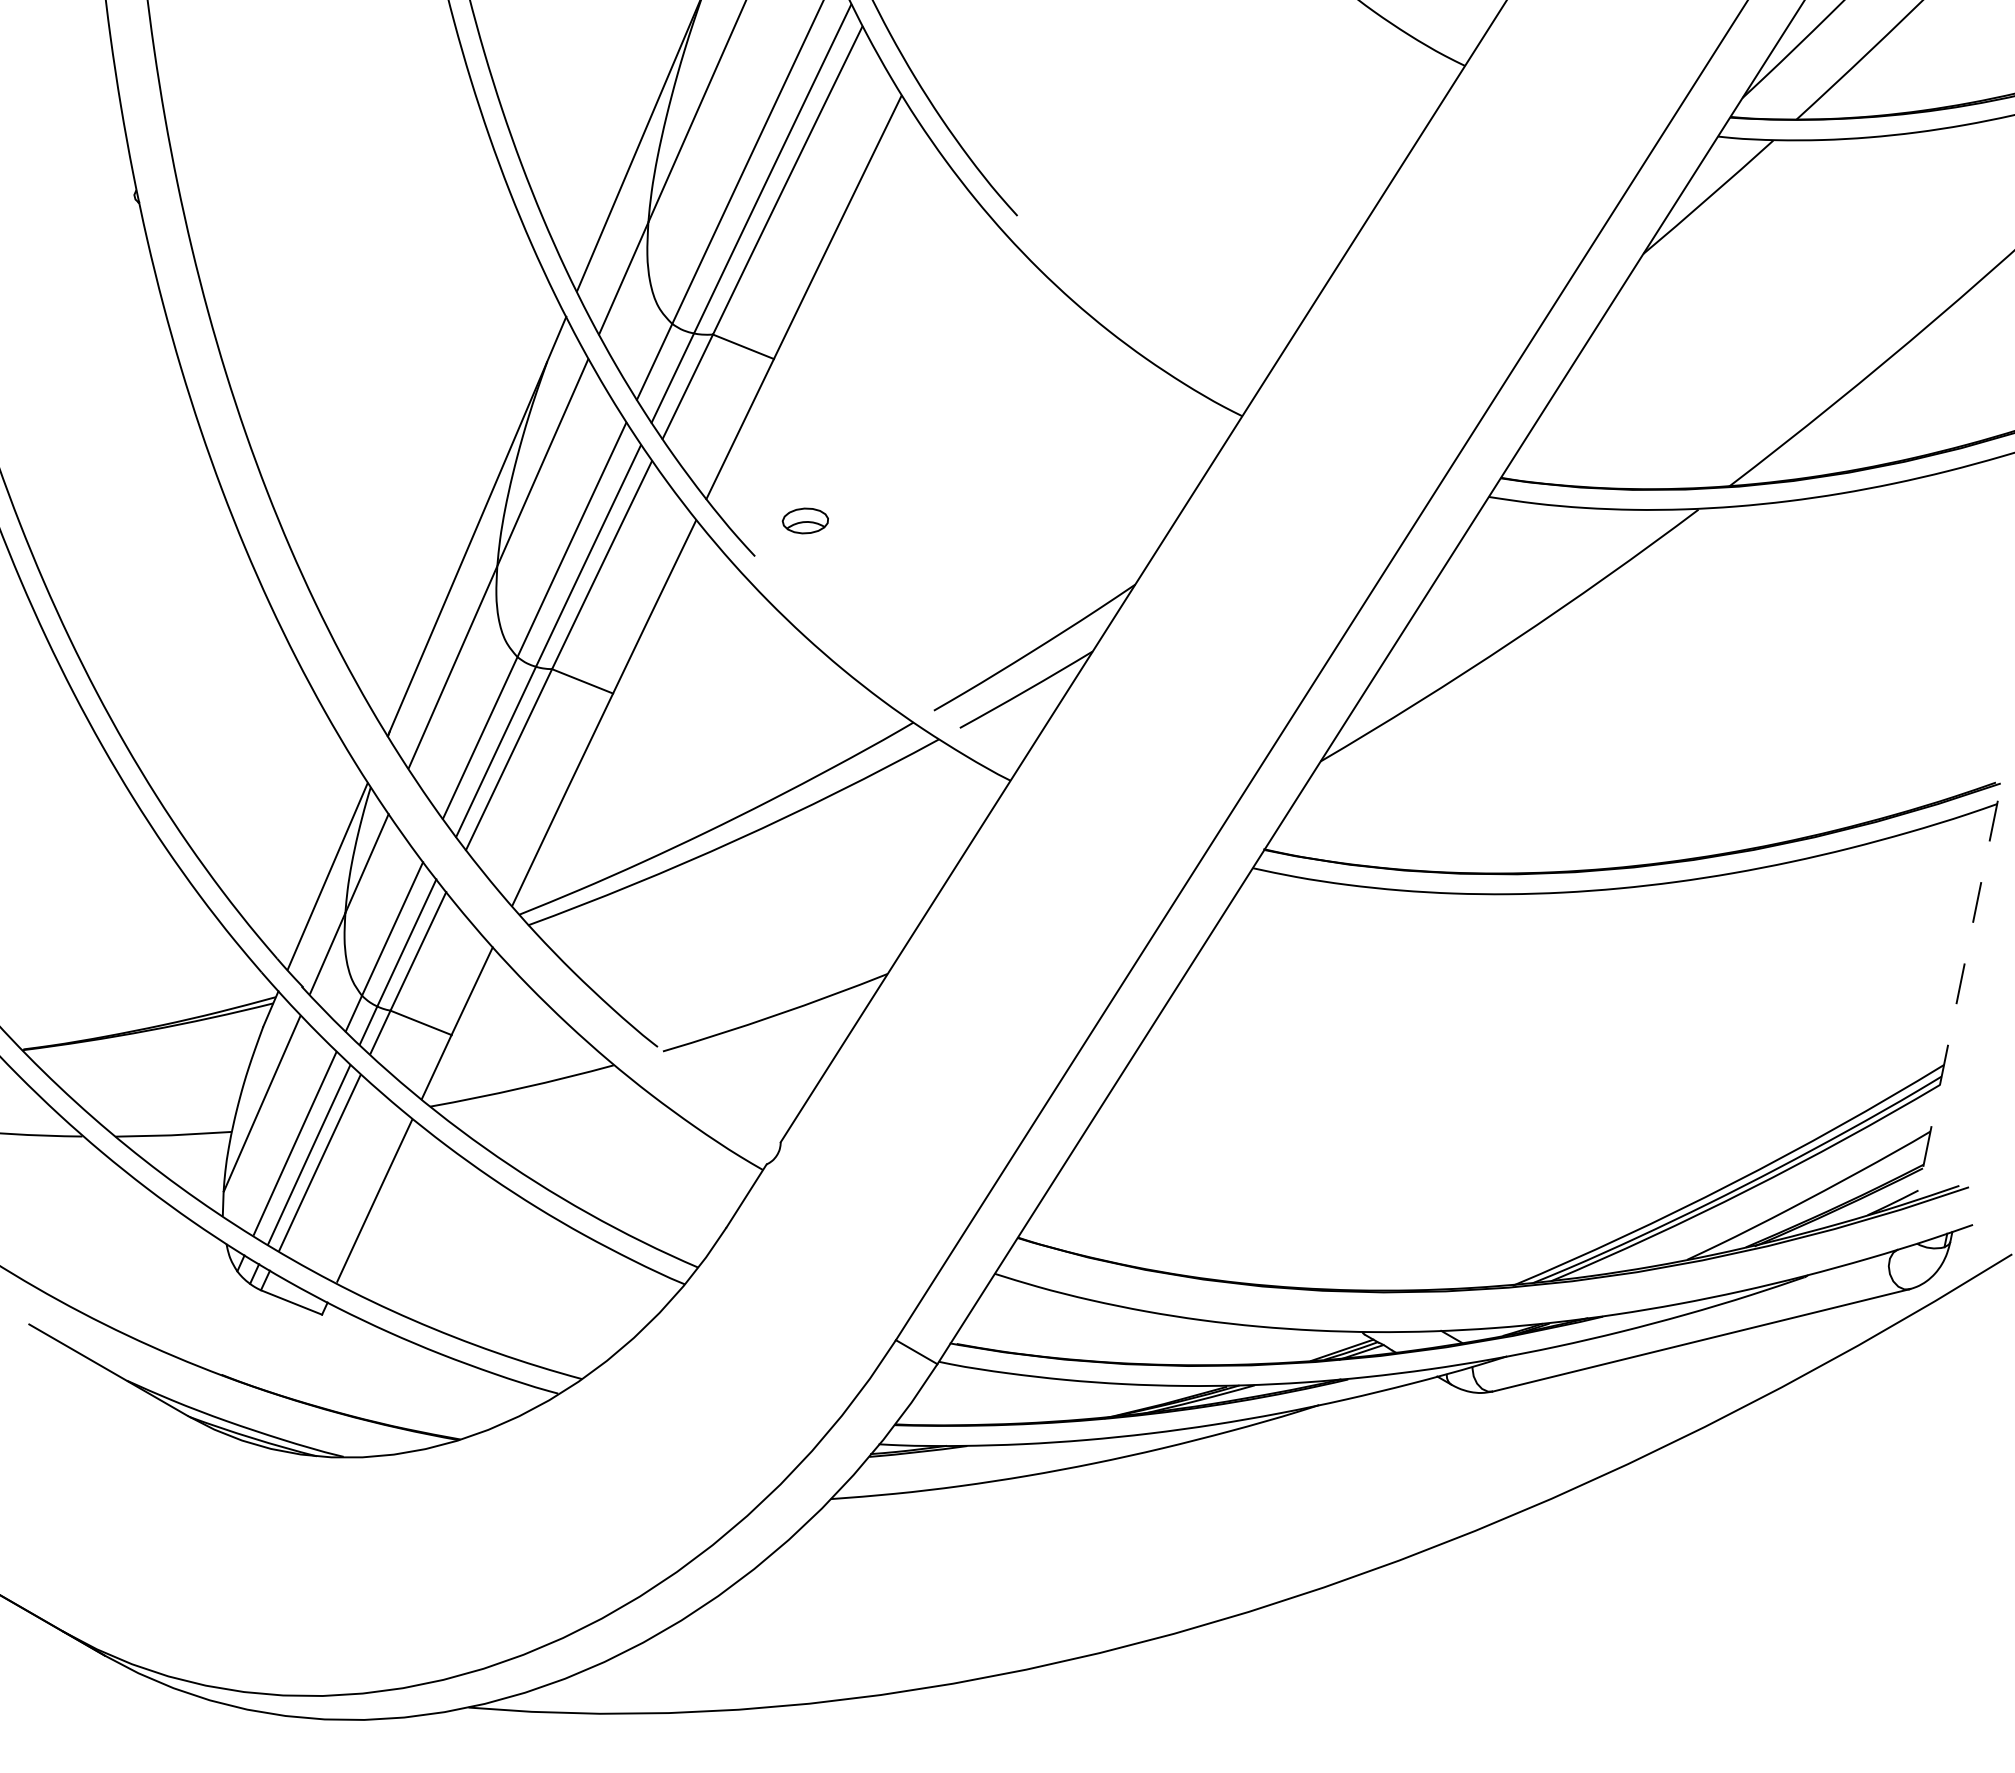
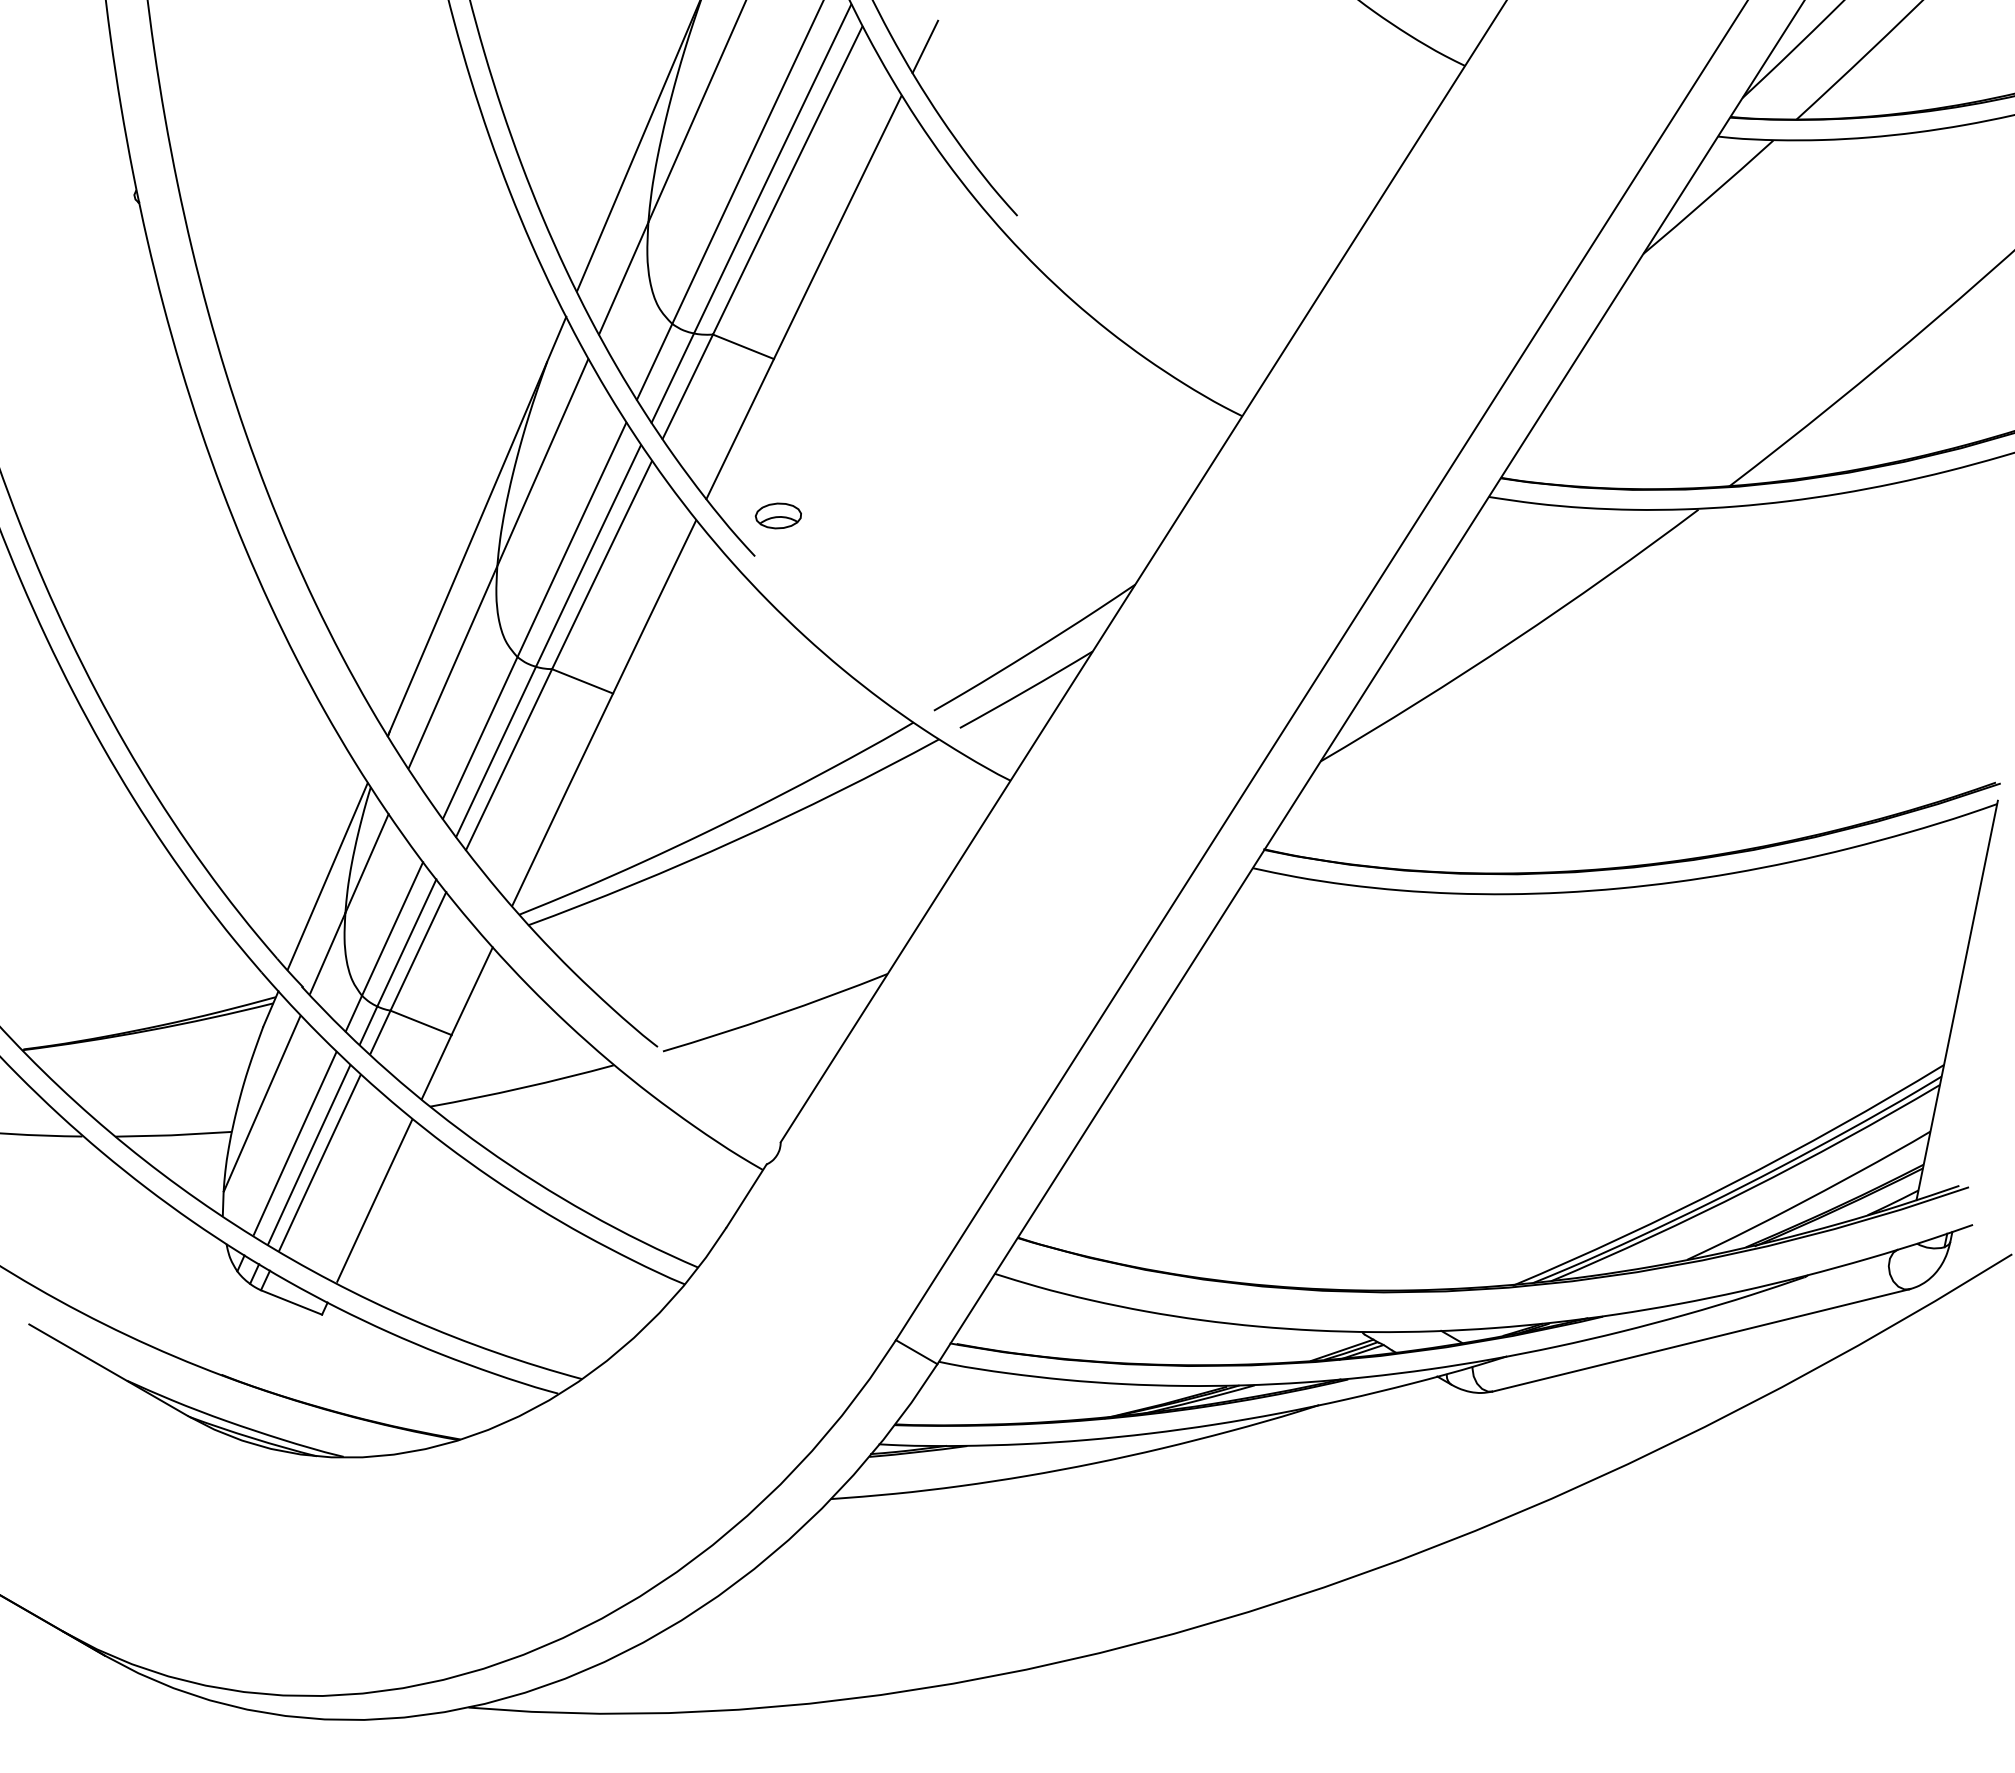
line: none -> present (925, 46)
part position: (804, 520) -> (777, 515) (777, 515)
line: dashed -> solid (1957, 1000)
